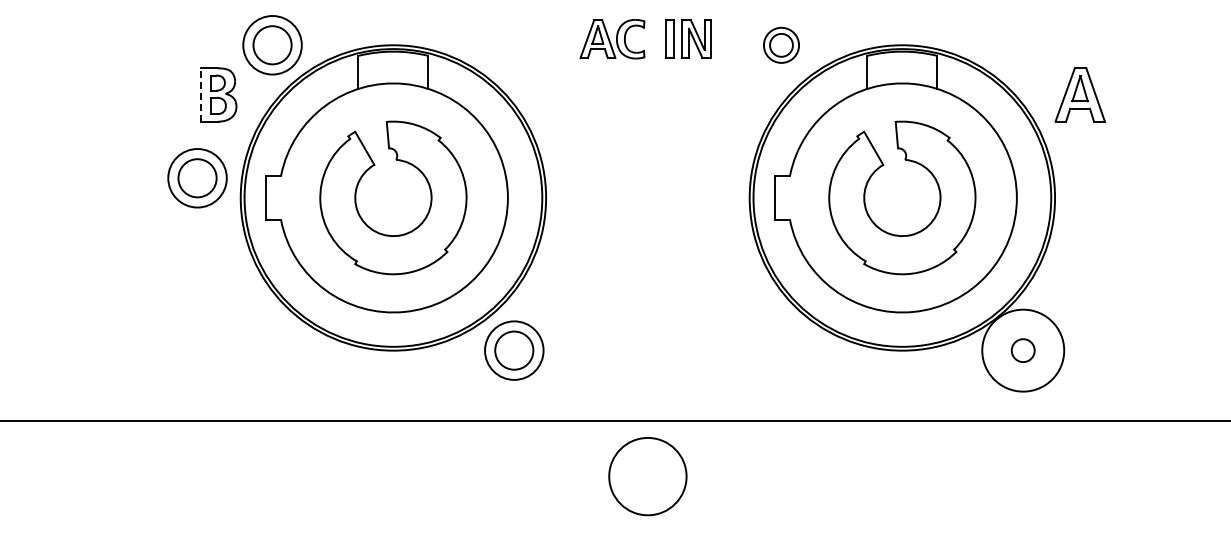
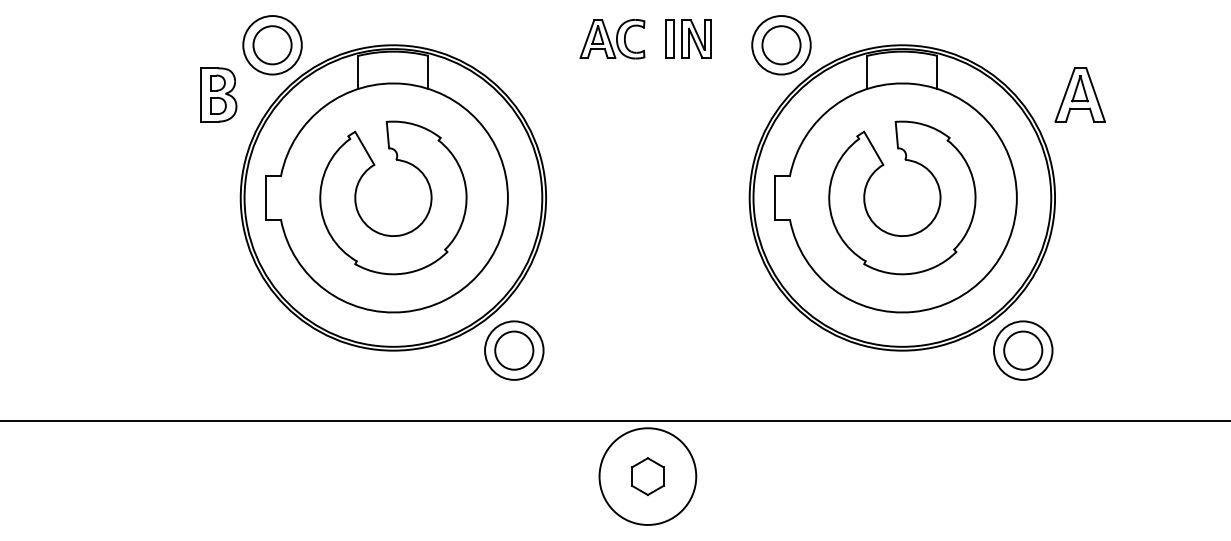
part size: 37x38 px -> 61x61 px (781, 45)
line: dashed -> solid (201, 95)
part: present -> none (197, 178)
circle diameter: 23 px -> 38 px (1023, 350)
circle diameter: 82 px -> 59 px (1022, 350)
circle diameter: 77 px -> 97 px (647, 476)
part: none -> present (647, 476)
